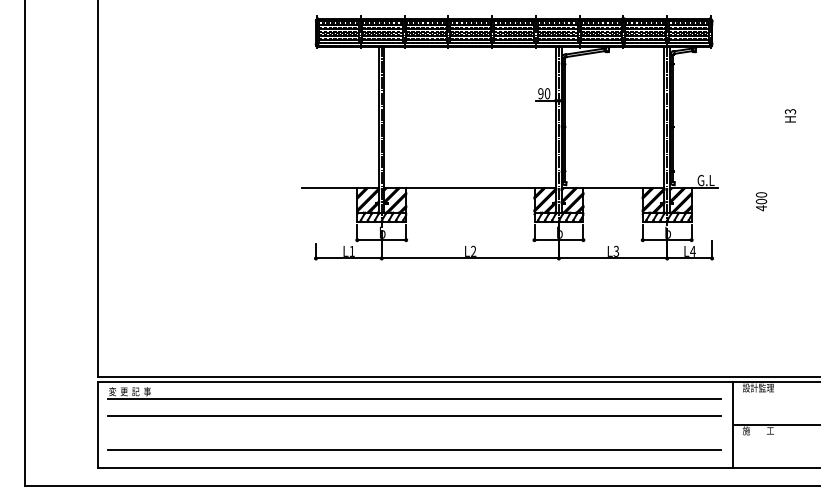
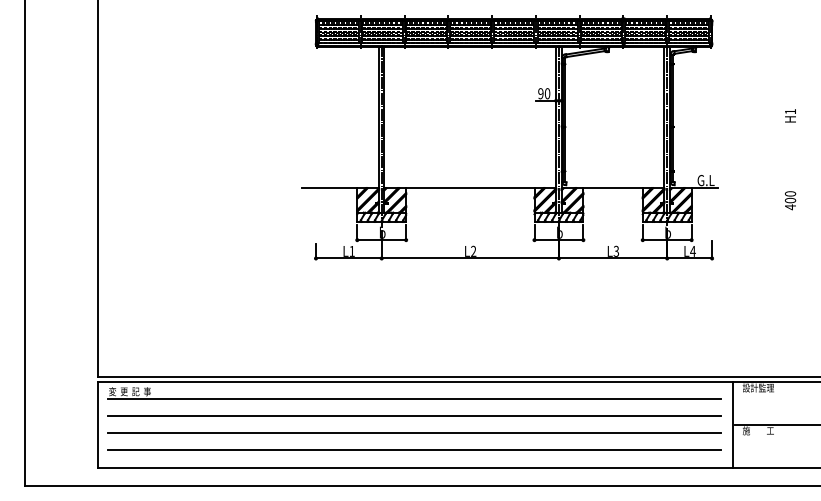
text: H3 -> H1 (790, 111)
text position: (761, 201) -> (790, 200) (790, 200)
line: none -> present (414, 433)
